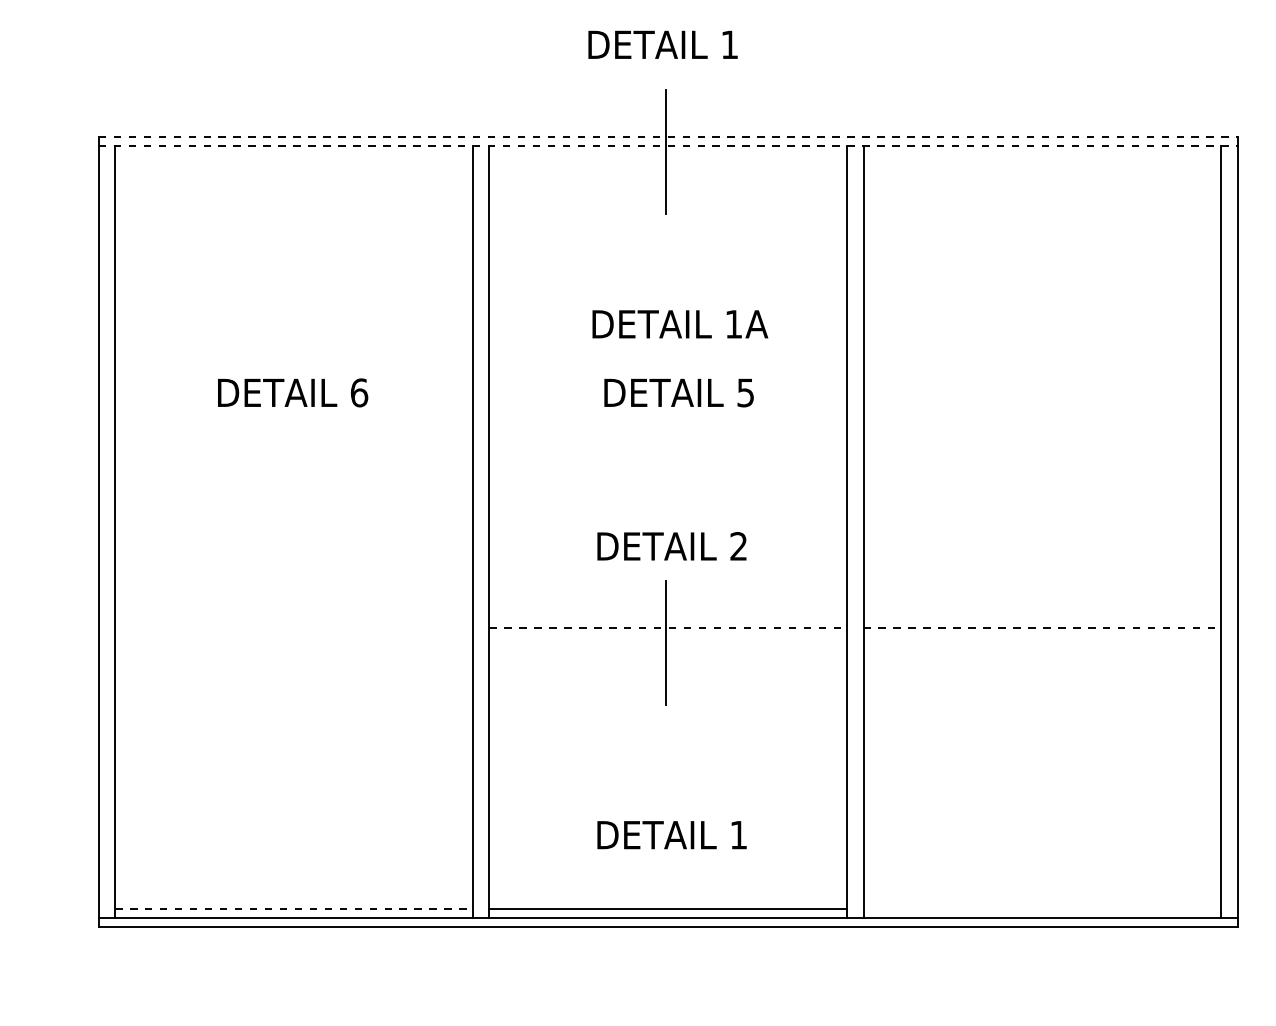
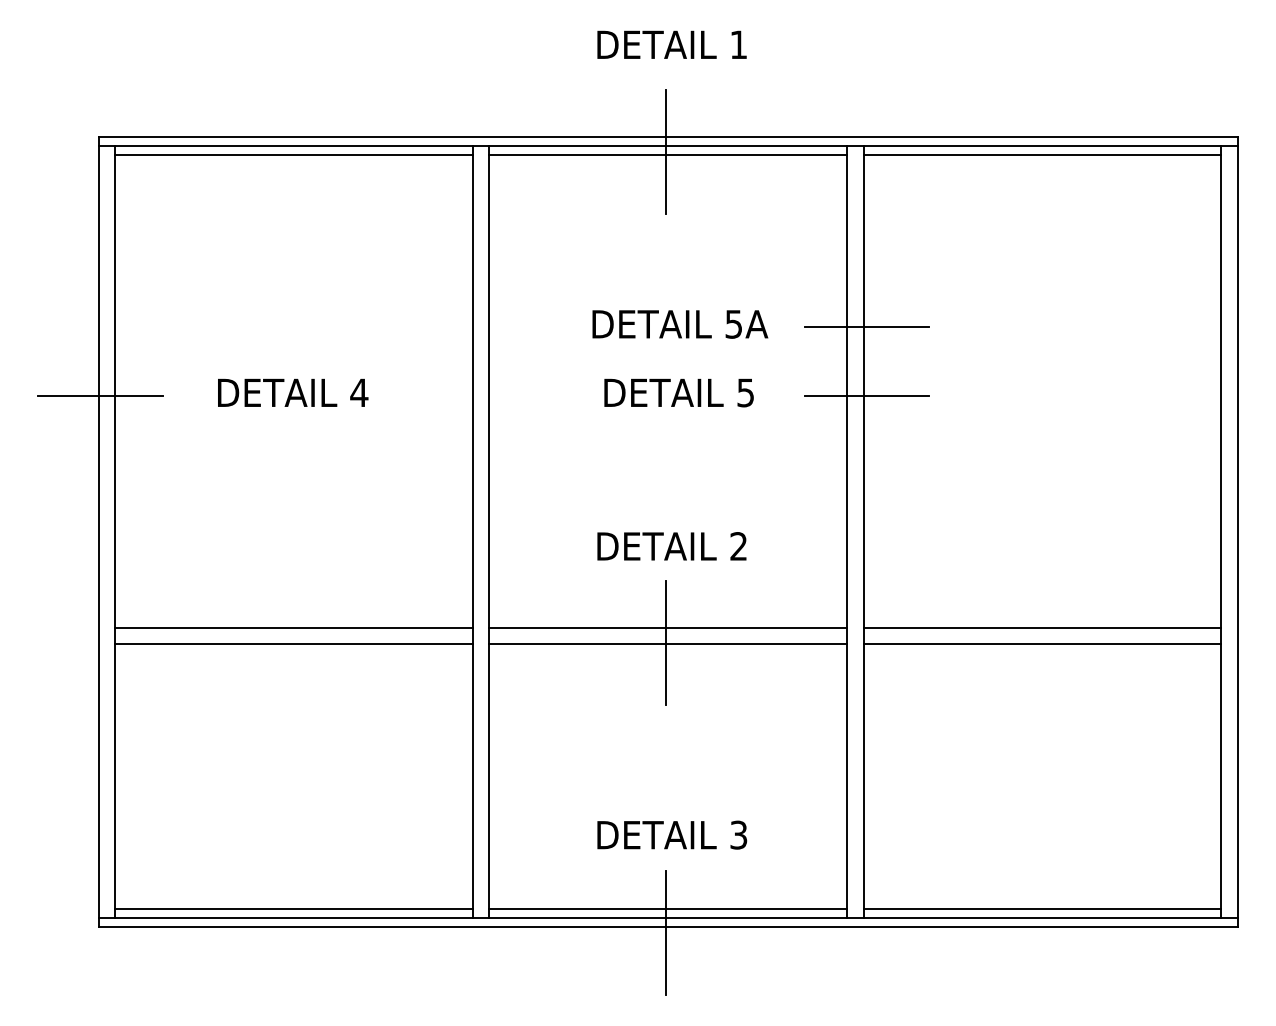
text position: (662, 44) -> (671, 44) (671, 44)
line: dashed -> solid (668, 136)
line: dashed -> solid (668, 145)
line: none -> present (293, 155)
line: none -> present (668, 155)
line: none -> present (1042, 155)
text: 1A -> 5A (733, 324)
line: none -> present (866, 327)
text: 6 -> 4 (359, 392)
line: none -> present (100, 395)
line: none -> present (866, 395)
line: none -> present (293, 627)
line: dashed -> solid (668, 627)
line: dashed -> solid (1042, 627)
line: none -> present (293, 644)
line: none -> present (668, 644)
line: none -> present (1042, 644)
text: 1 -> 3 (738, 834)
line: dashed -> solid (294, 908)
line: none -> present (1042, 908)
line: none -> present (665, 932)
